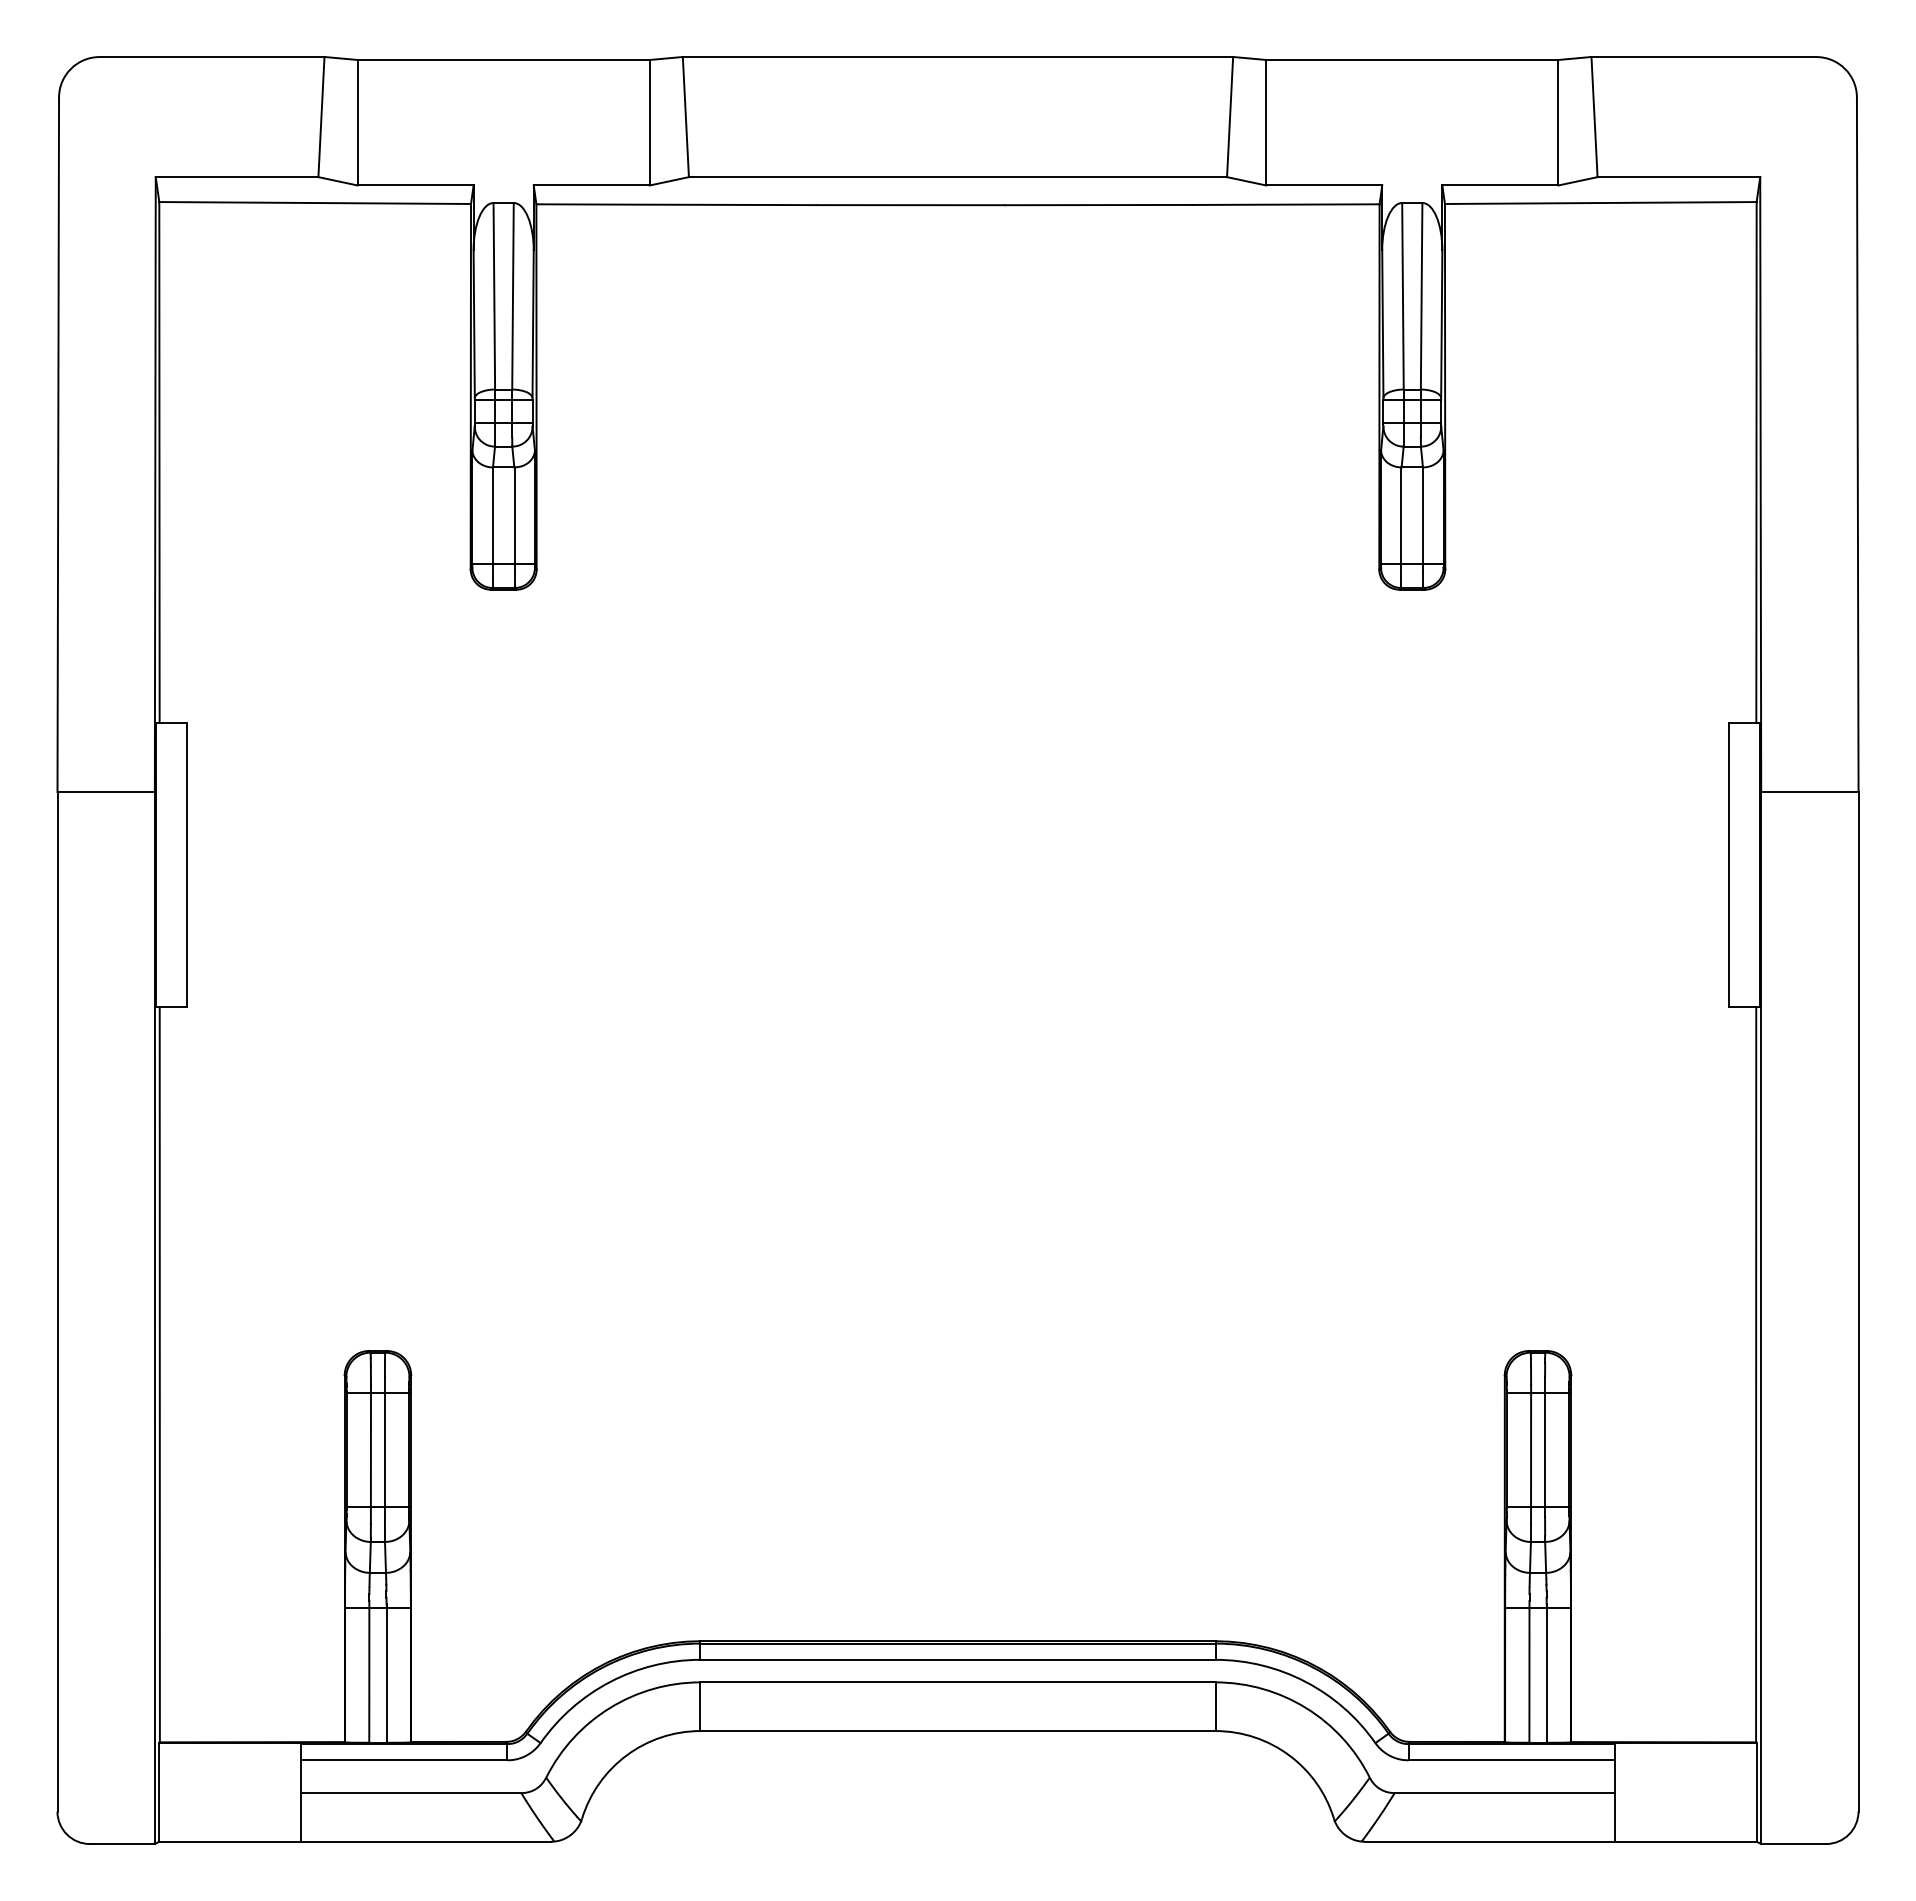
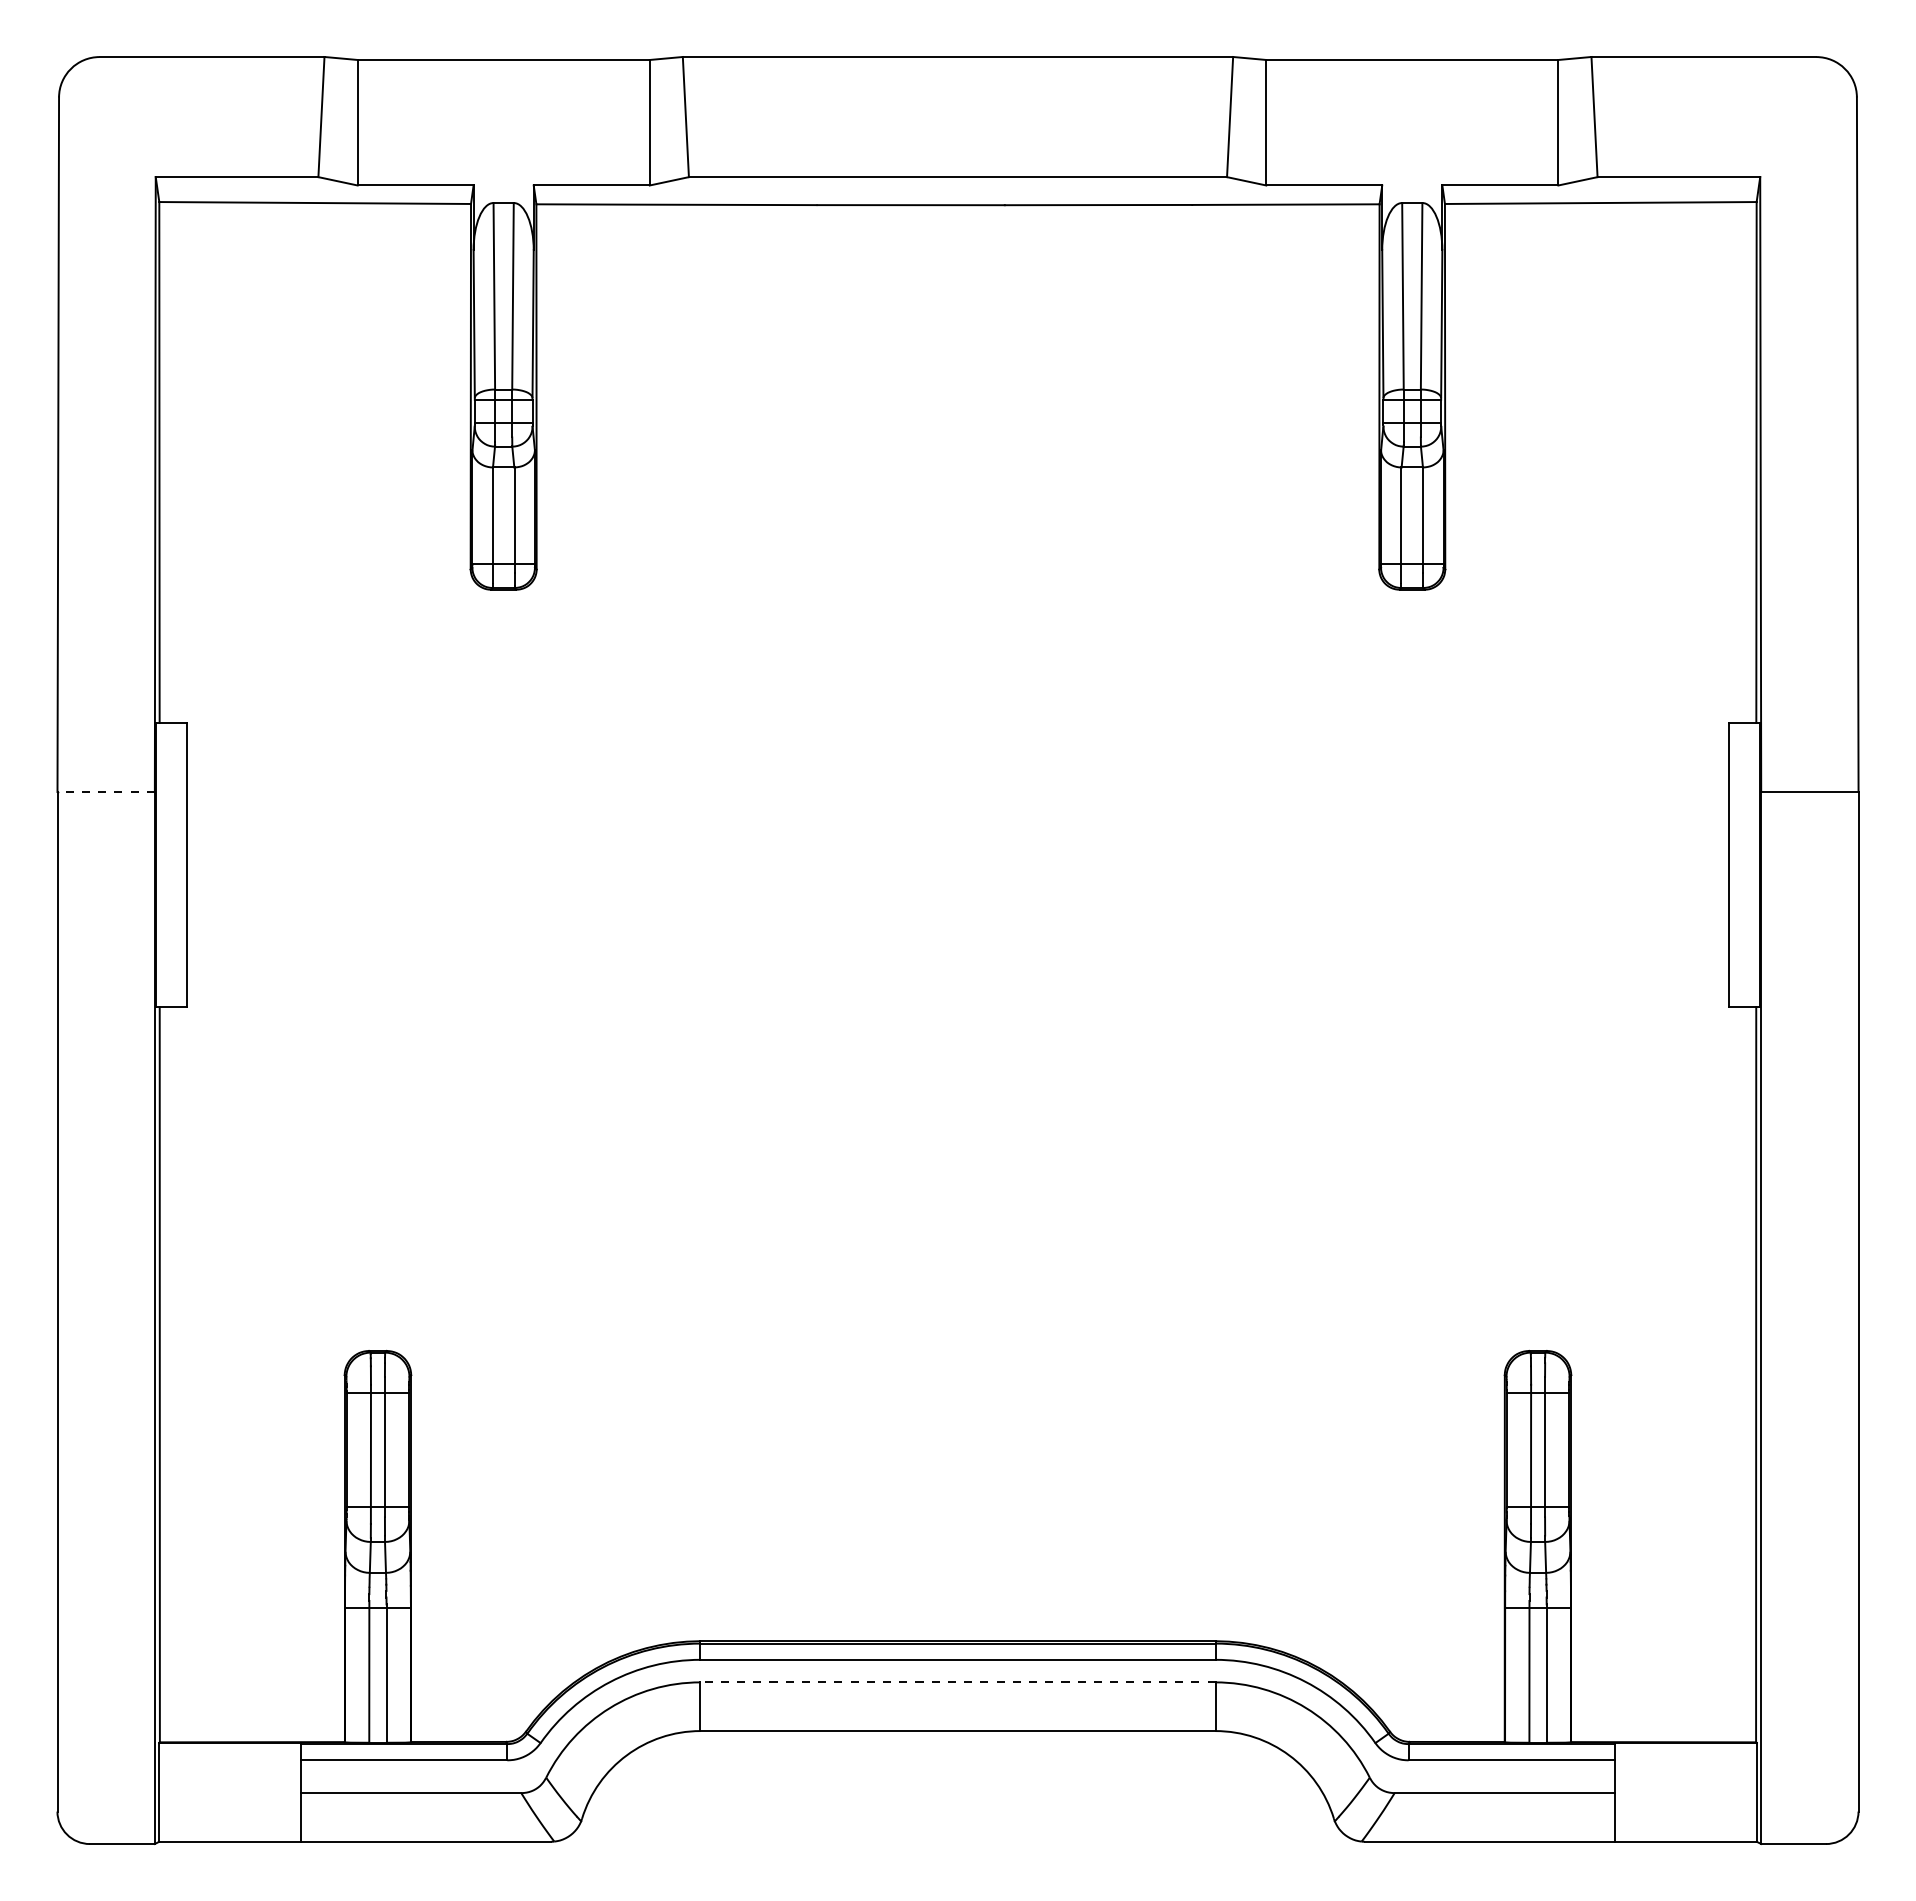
line: solid -> dashed (106, 792)
line: solid -> dashed (958, 1682)
